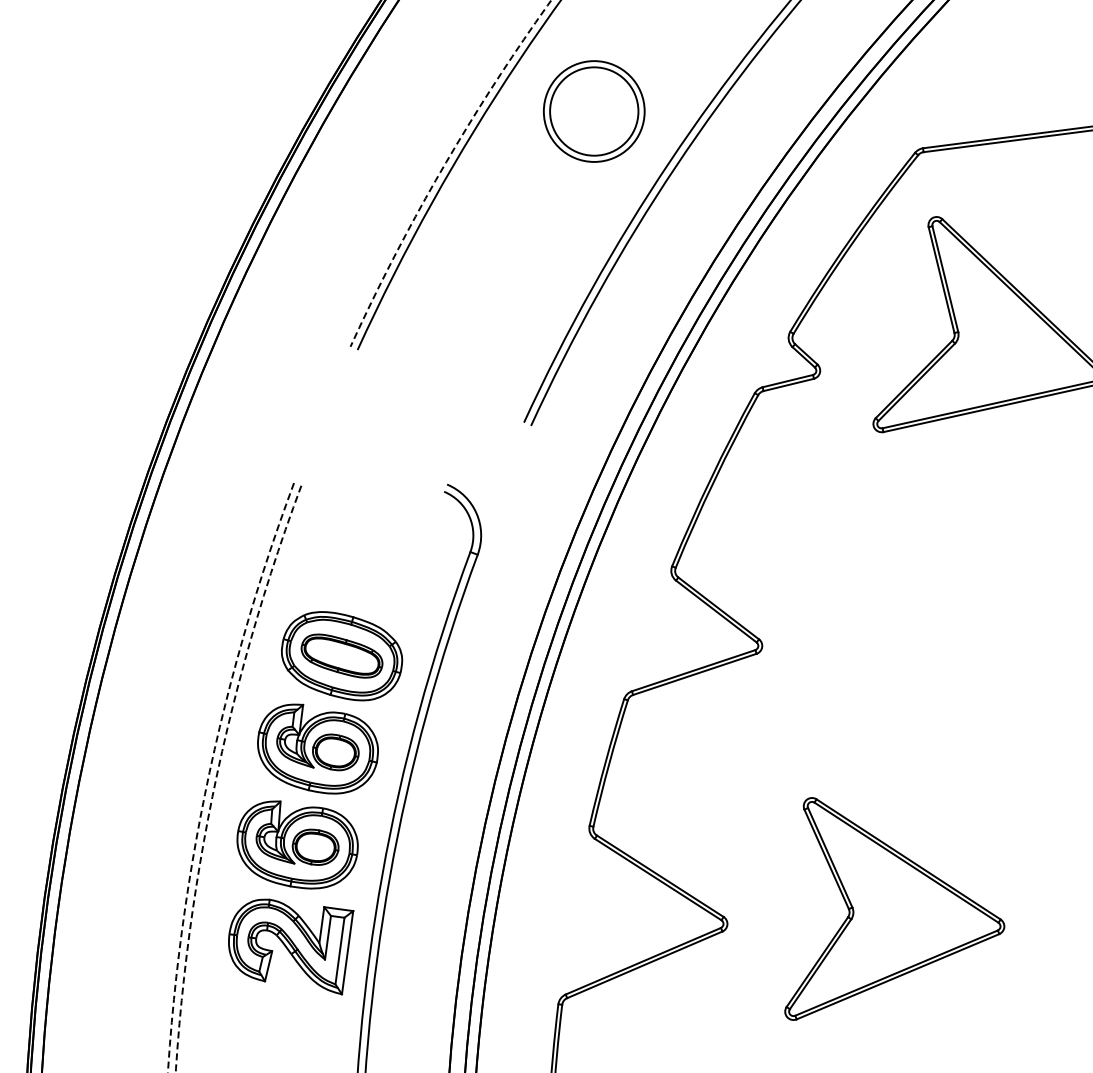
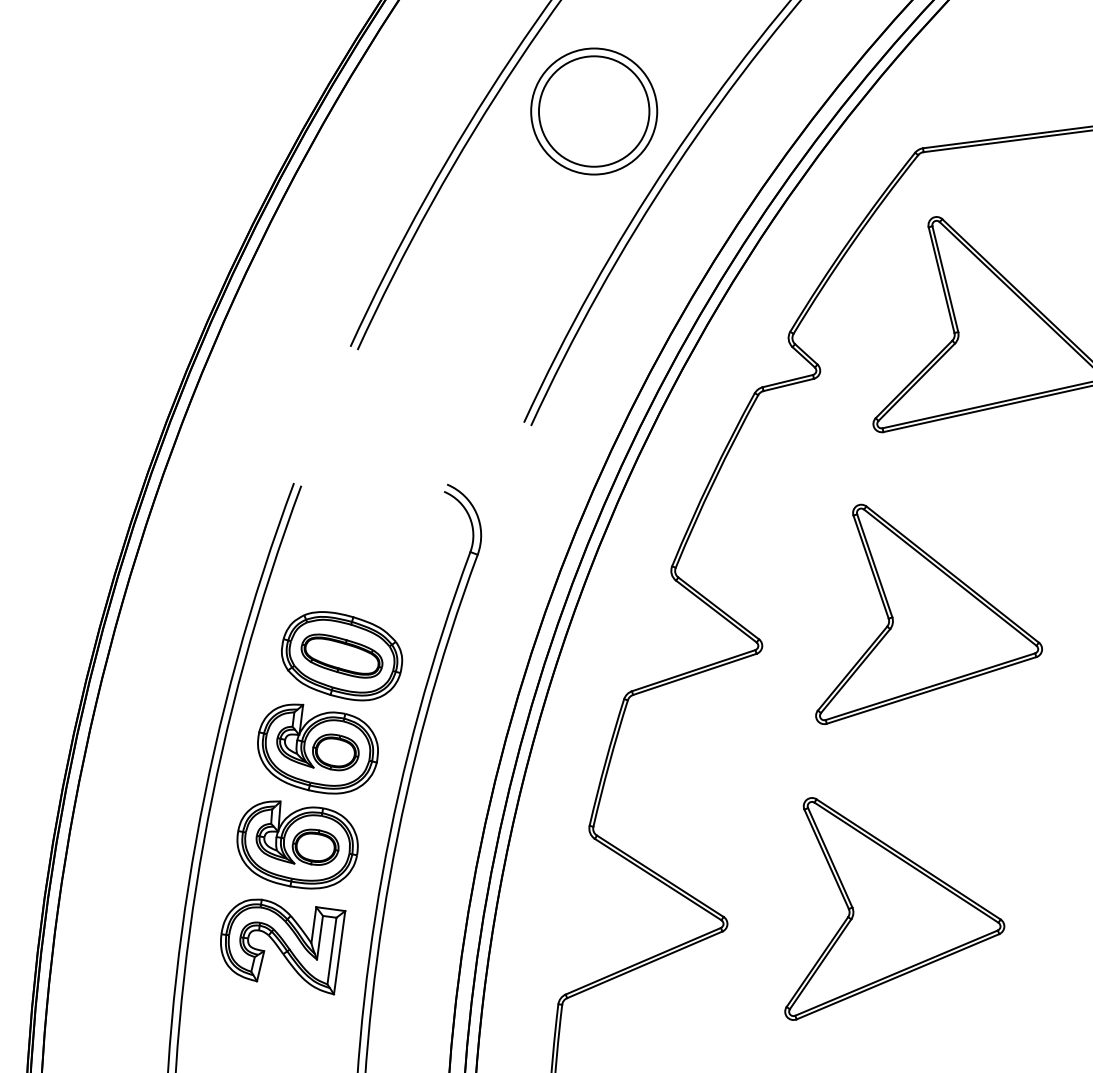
part size: 103x103 px -> 129x129 px (594, 111)
arc: dashed -> solid (442, 168)
part: none -> present (929, 613)
arc: dashed -> solid (209, 773)
arc: dashed -> solid (217, 773)
part position: (291, 946) -> (283, 946) (283, 946)
